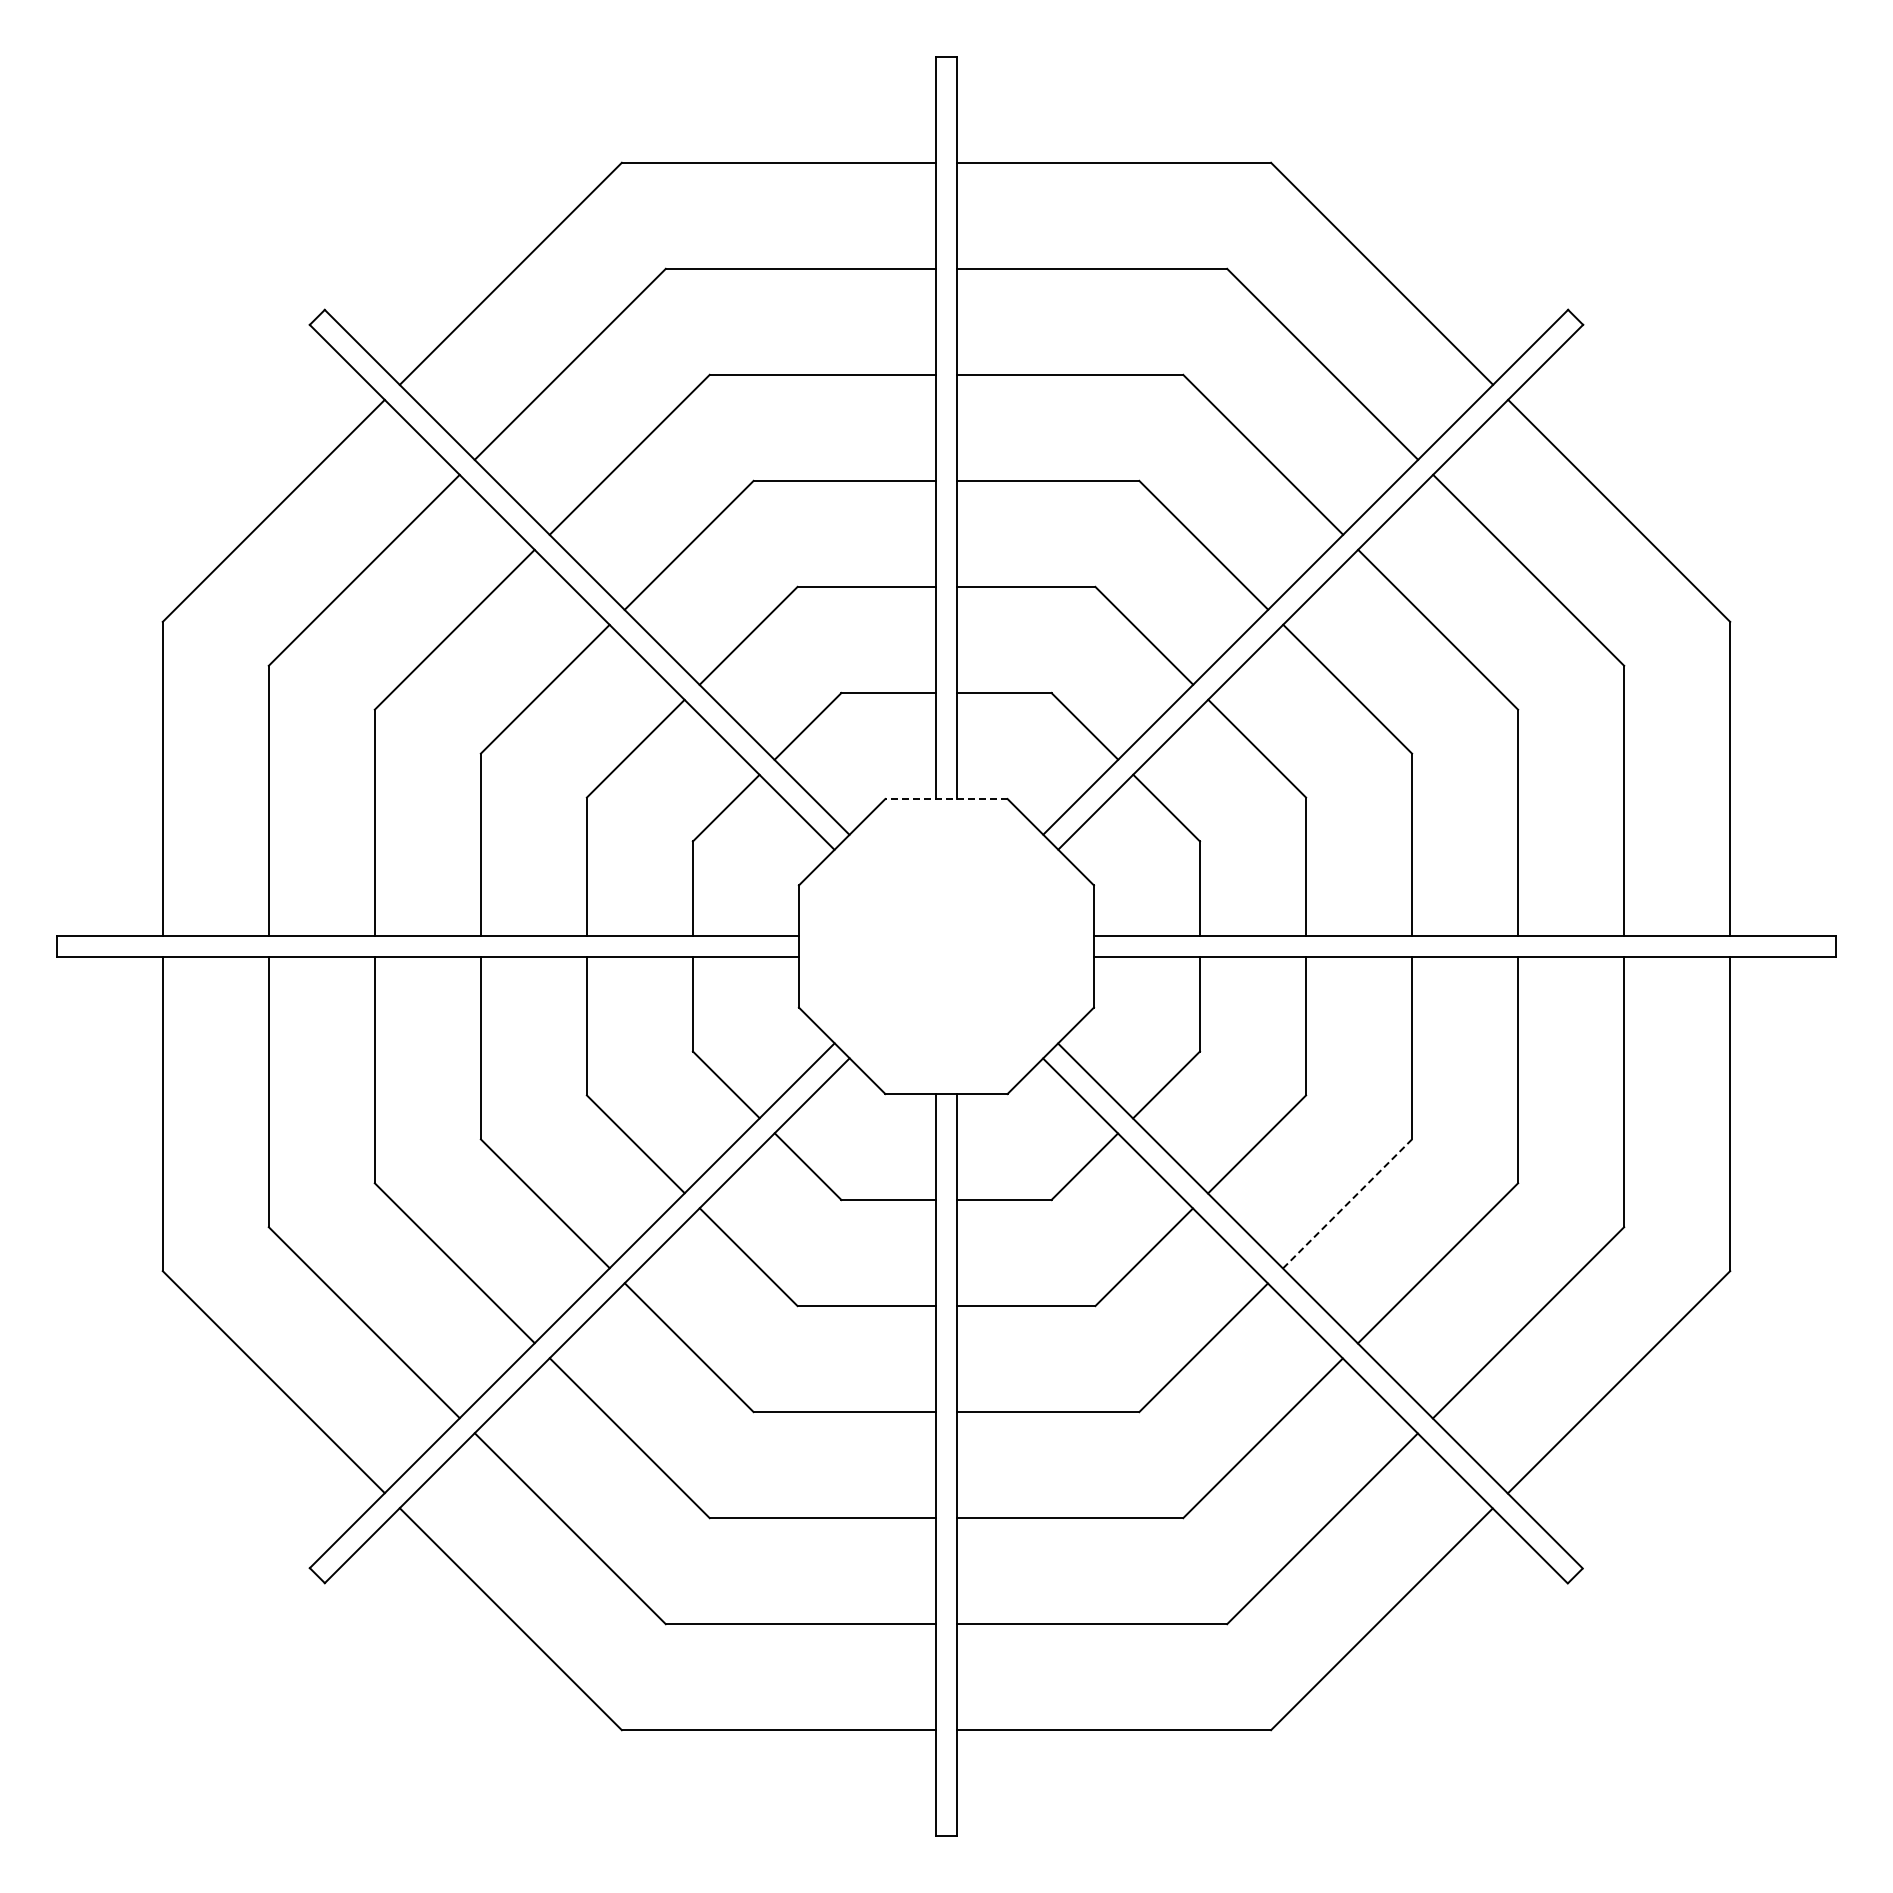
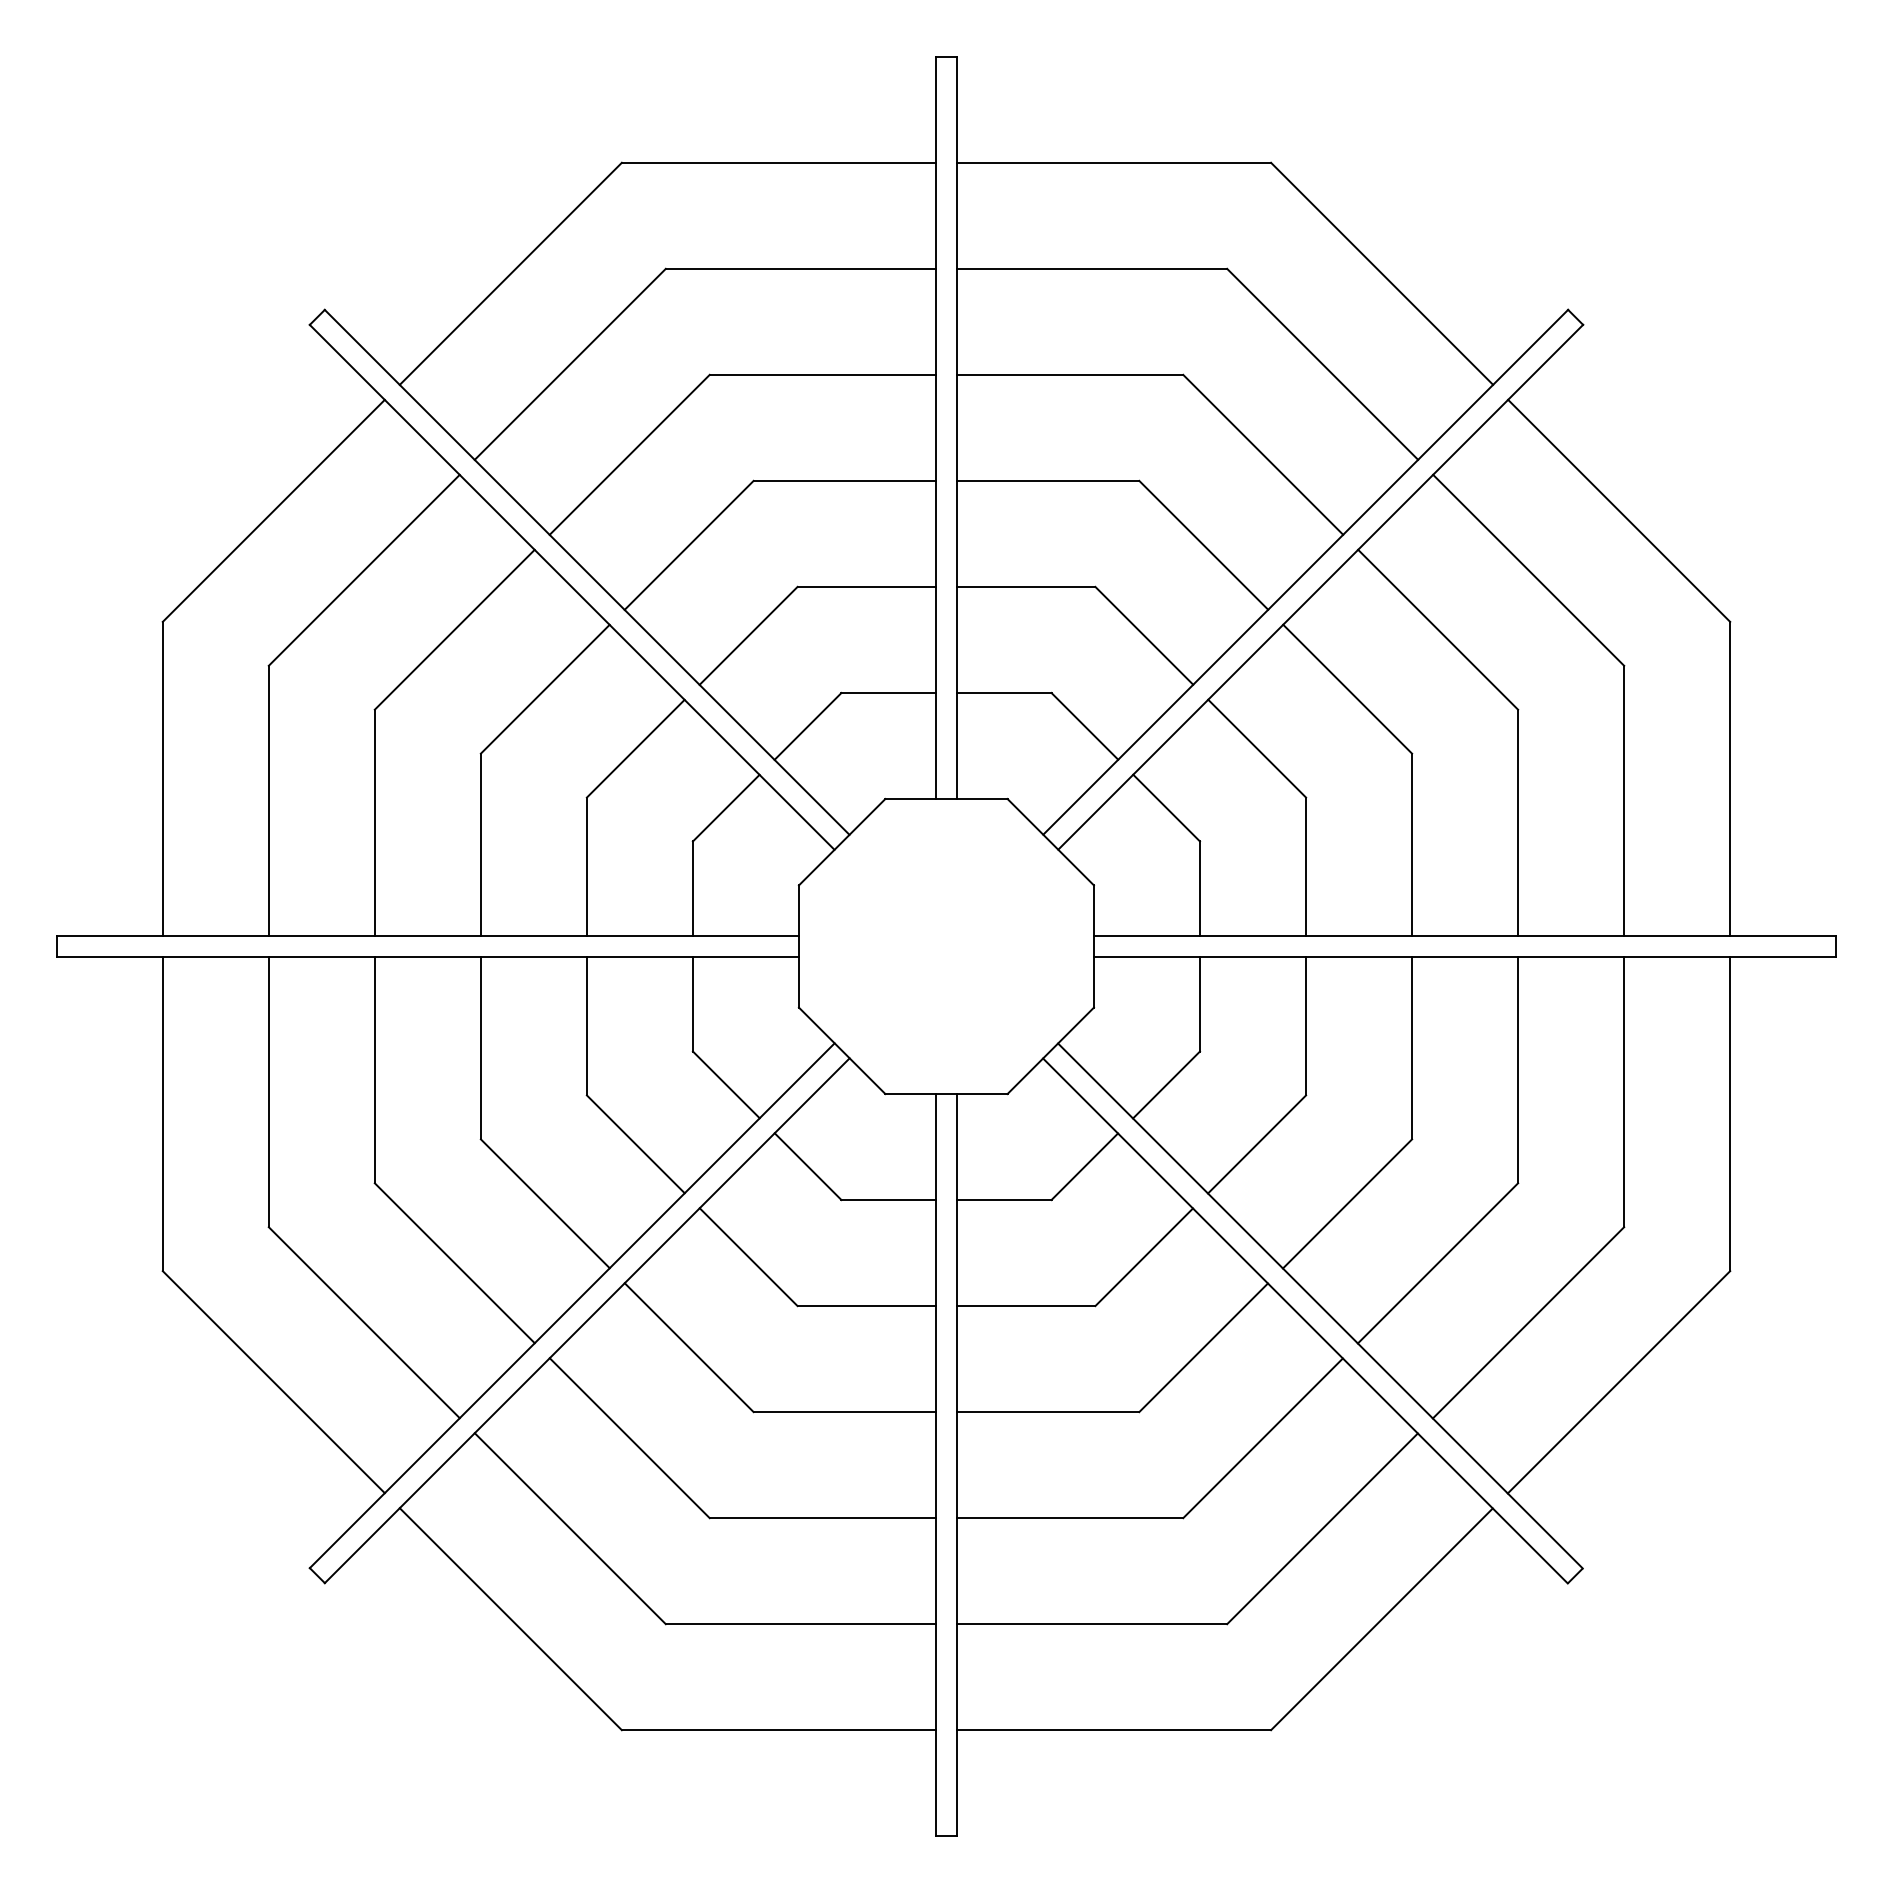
line: dashed -> solid (945, 799)
line: dashed -> solid (1347, 1203)
